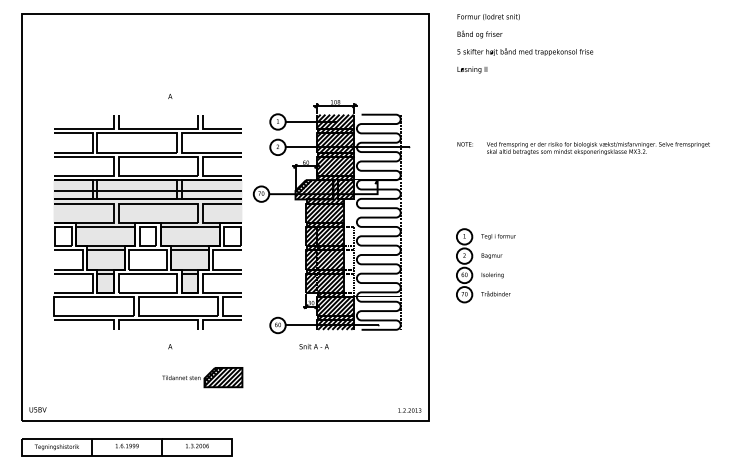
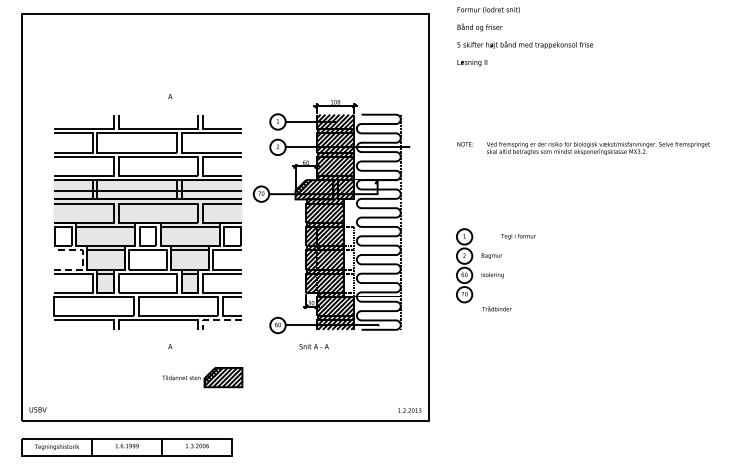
text position: (525, 43) -> (525, 36) (525, 36)
text position: (498, 236) -> (518, 236) (518, 236)
line: solid -> dashed (82, 259)
text position: (495, 293) -> (496, 308) (496, 308)
line: solid -> dashed (216, 320)
